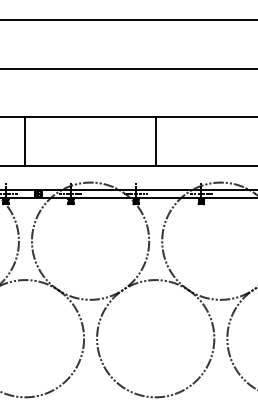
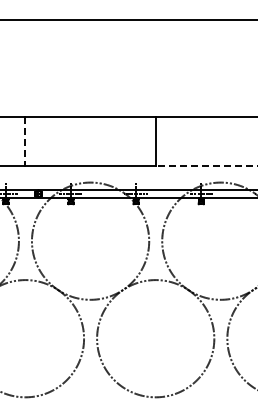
line: present -> none (128, 69)
line: solid -> dashed (25, 142)
line: solid -> dashed (206, 166)
